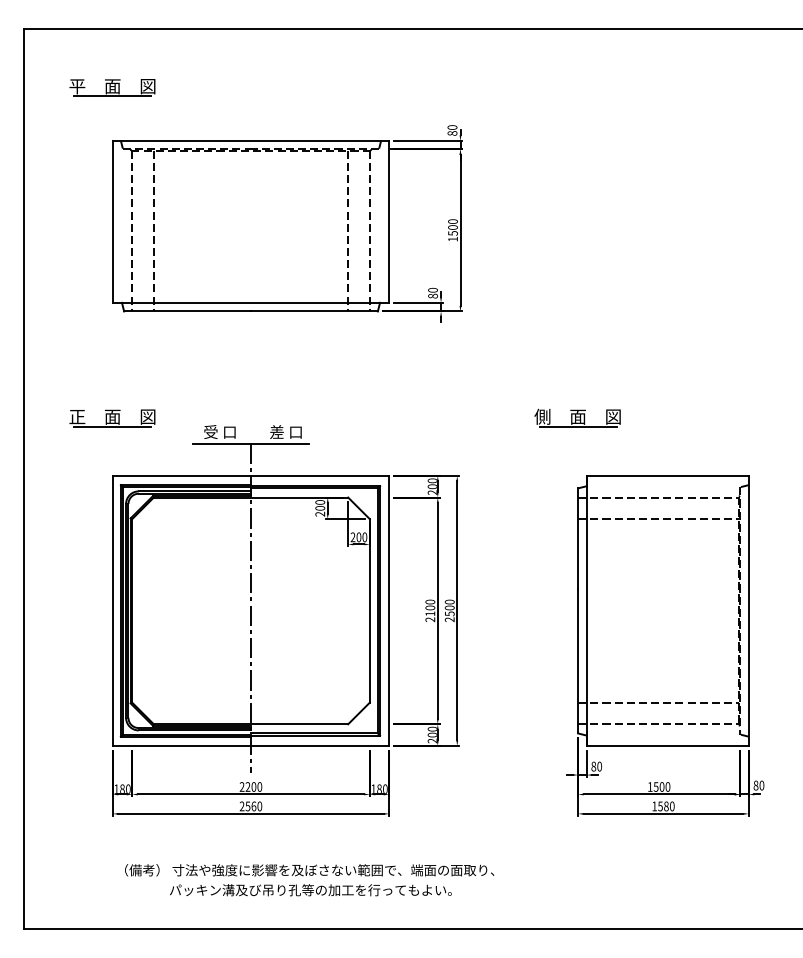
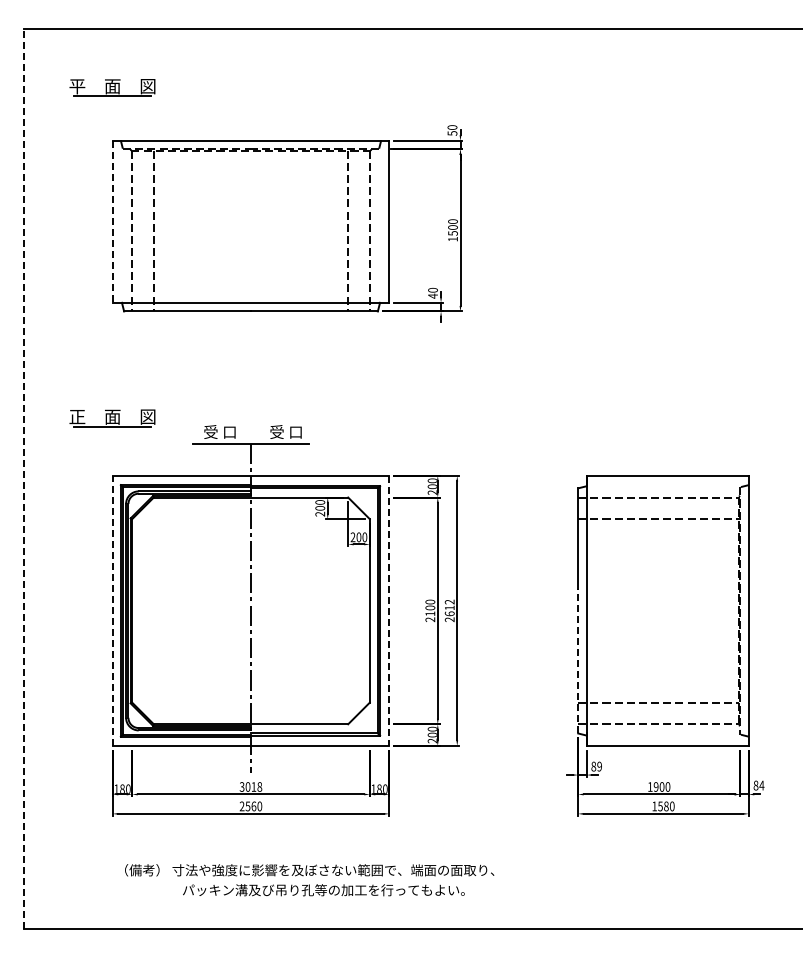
text: 80 -> 50 (452, 133)
line: solid -> dashed (112, 221)
text: 80 -> 40 (432, 295)
part: present -> none (577, 417)
text: 差 口 -> 受 口 (276, 431)
line: solid -> dashed (23, 478)
text: 2500 -> 2612 (449, 607)
line: solid -> dashed (112, 610)
line: solid -> dashed (389, 610)
line: solid -> dashed (578, 660)
text: 80 -> 89 (599, 766)
text: 80 -> 84 (761, 785)
text: 2200 -> 3018 (250, 786)
text: 1500 -> 1900 (655, 786)
text position: (310, 890) -> (323, 890) (323, 890)
